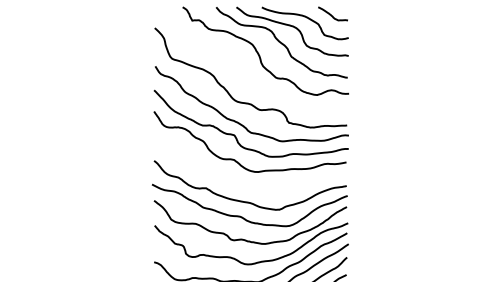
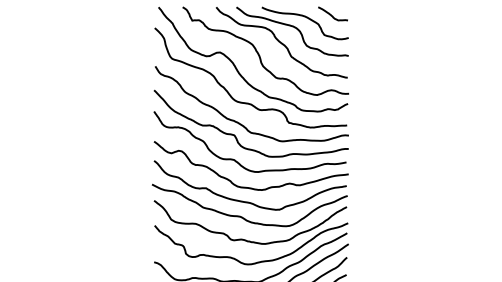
curve: none -> present (237, 68)
curve: none -> present (245, 186)
